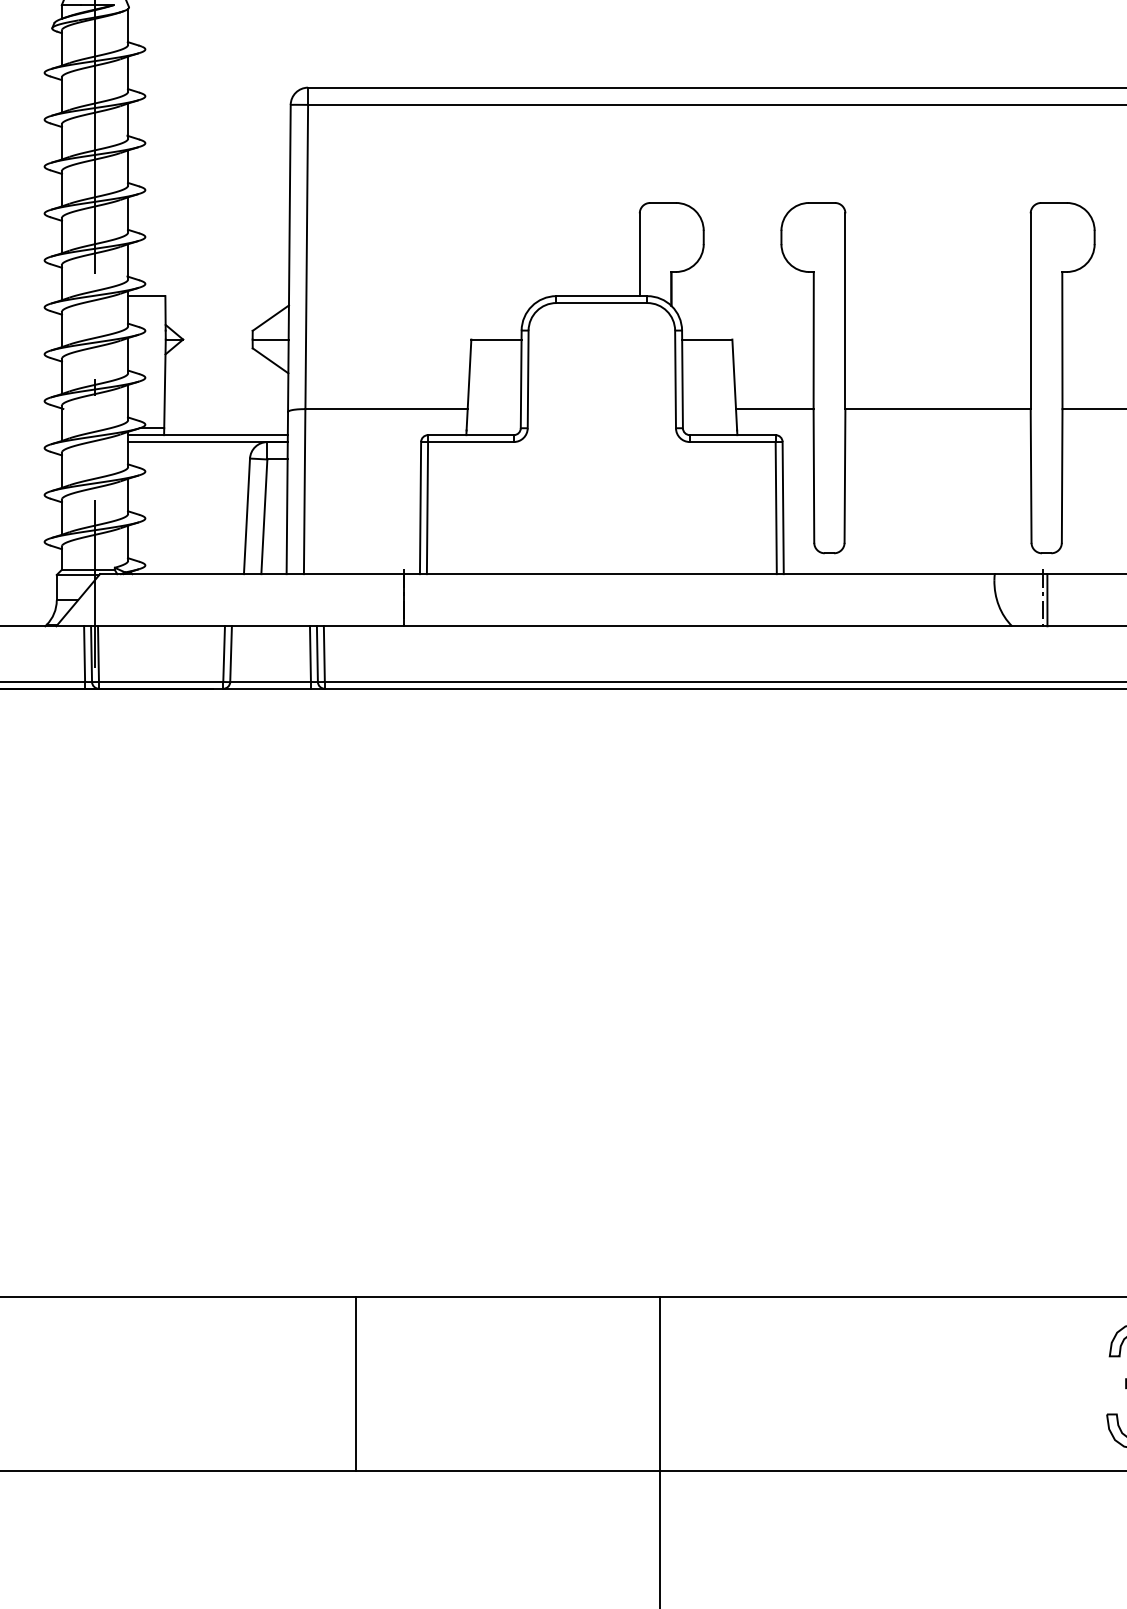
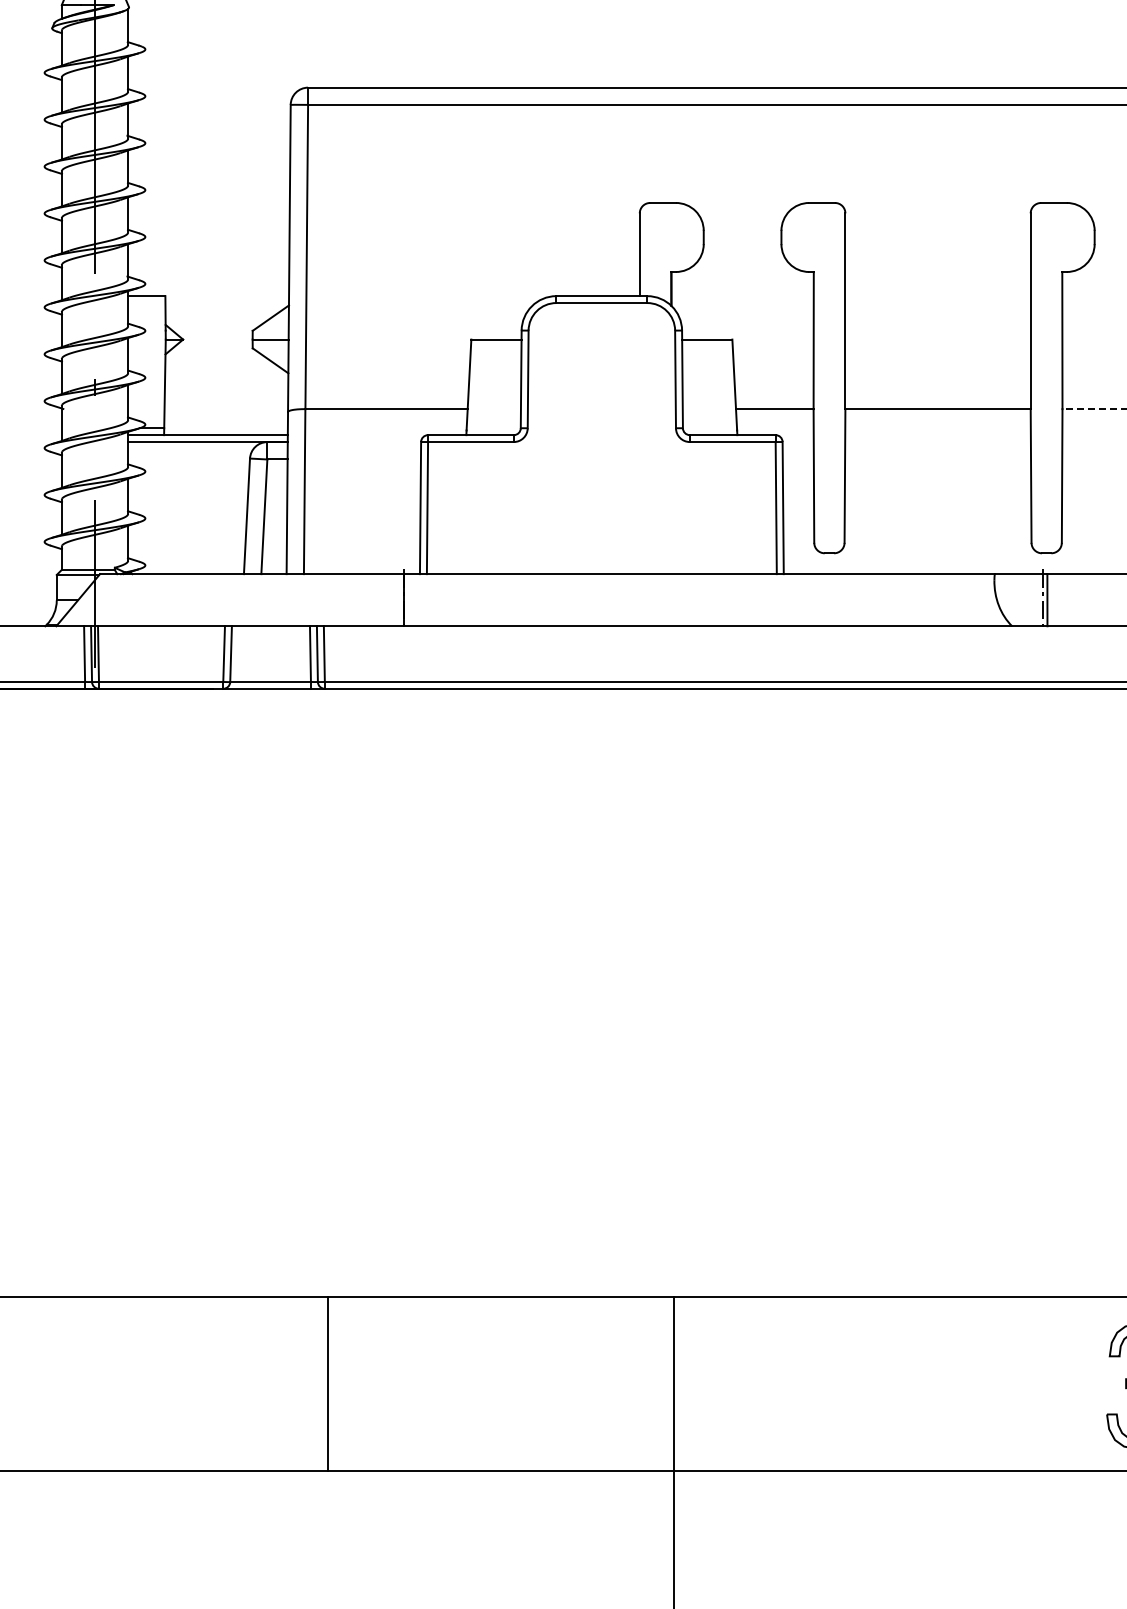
line: solid -> dashed (1094, 409)
line position: (355, 1383) -> (327, 1383) (327, 1383)
line position: (659, 1451) -> (673, 1451) (673, 1451)
